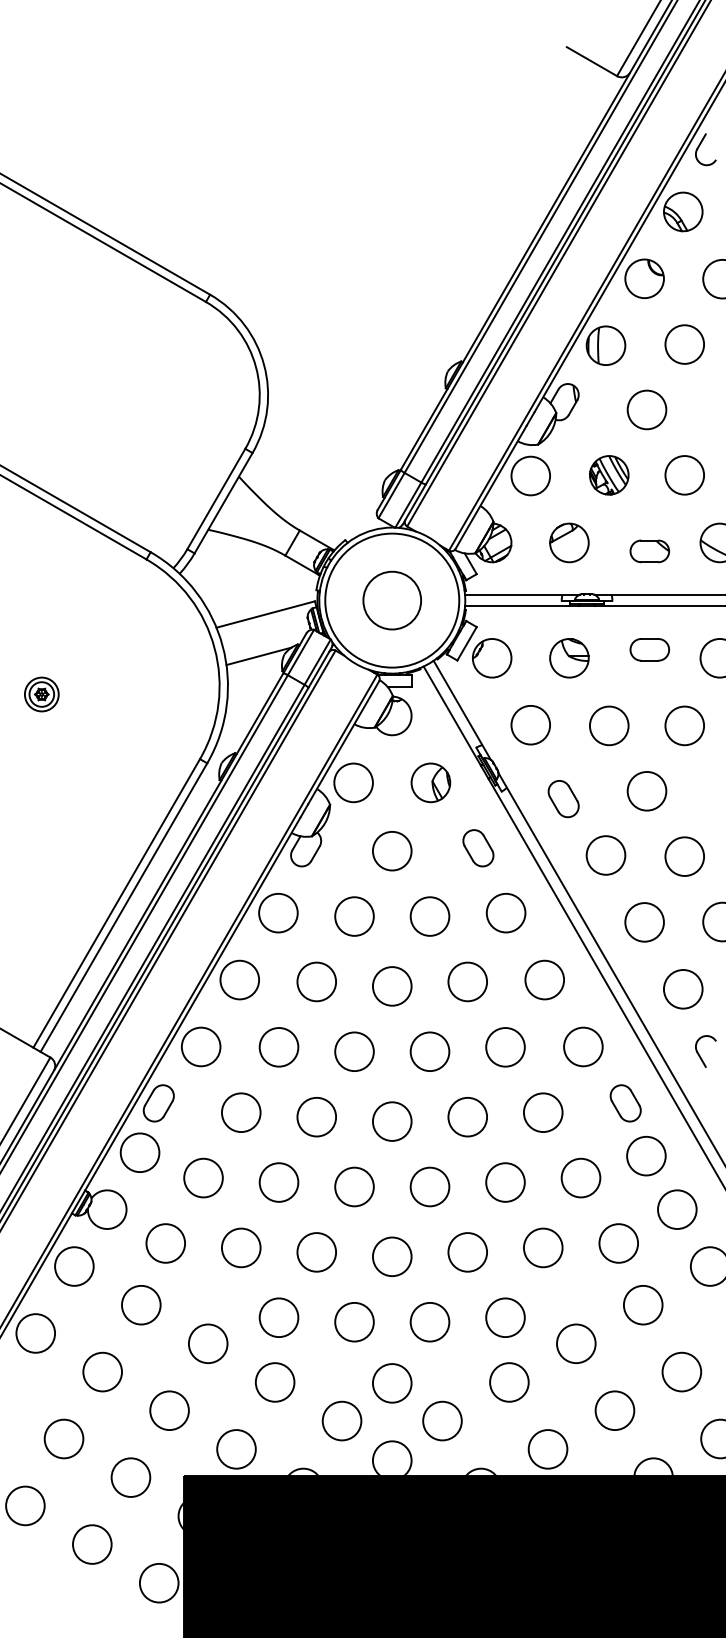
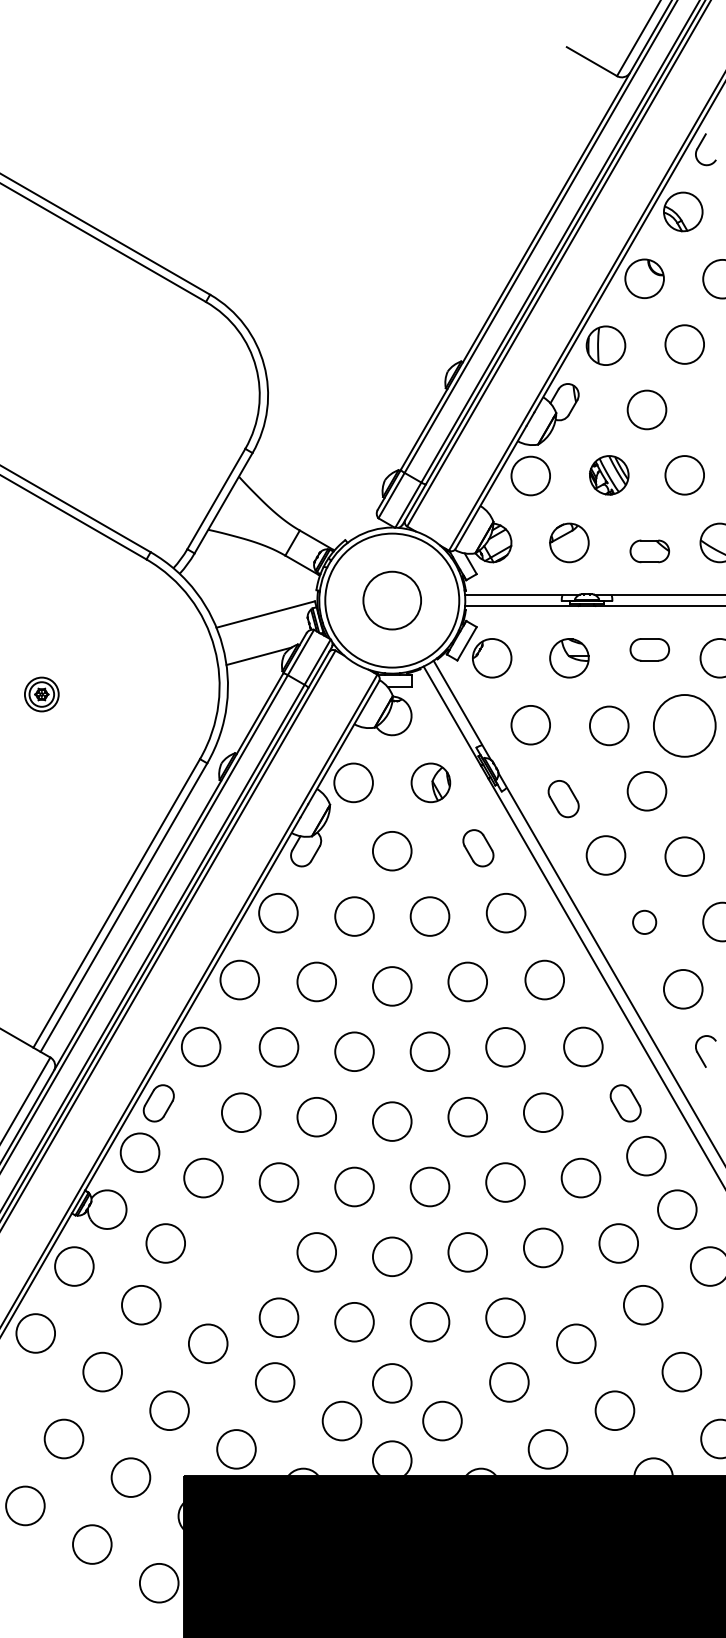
circle diameter: 39 px -> 62 px (684, 725)
circle diameter: 39 px -> 23 px (644, 921)
circle: present -> none (241, 1247)
